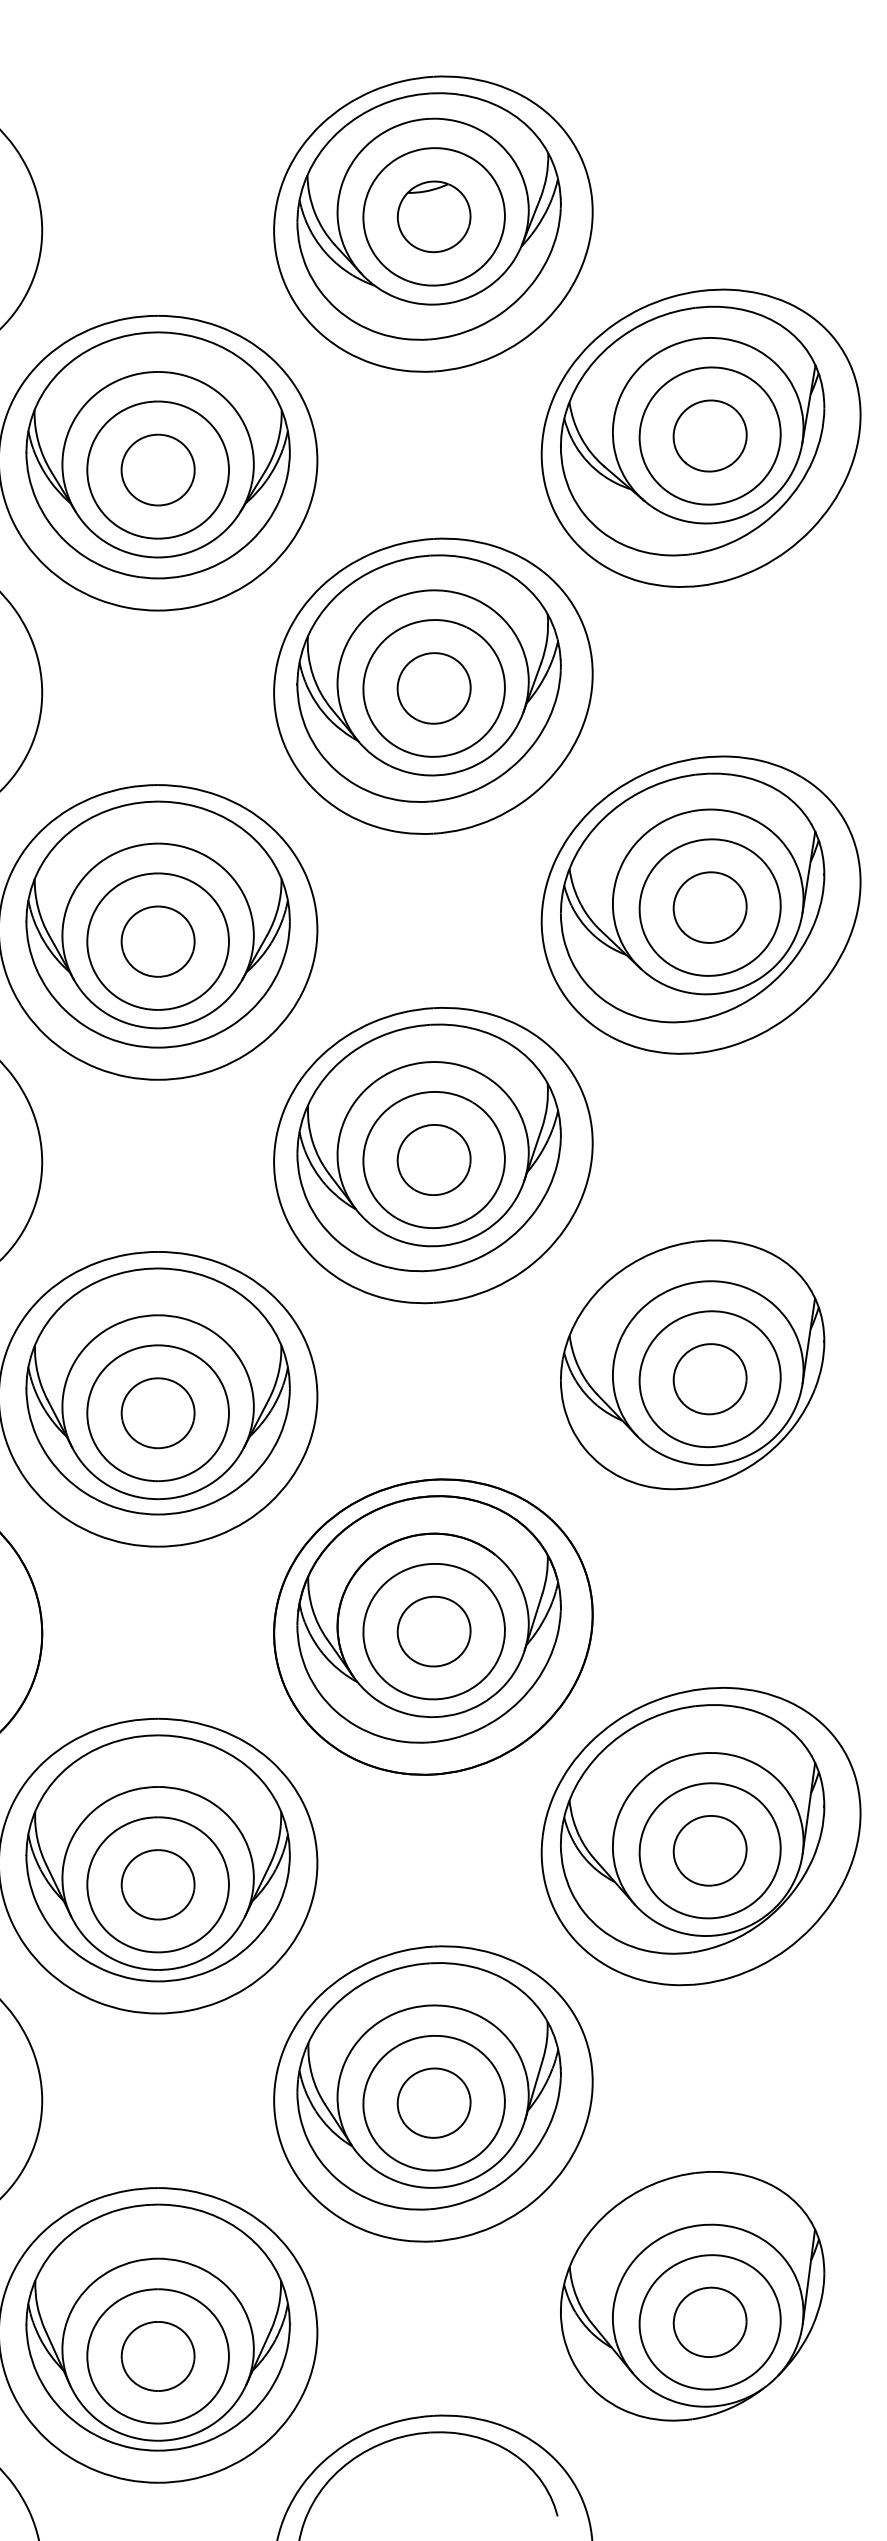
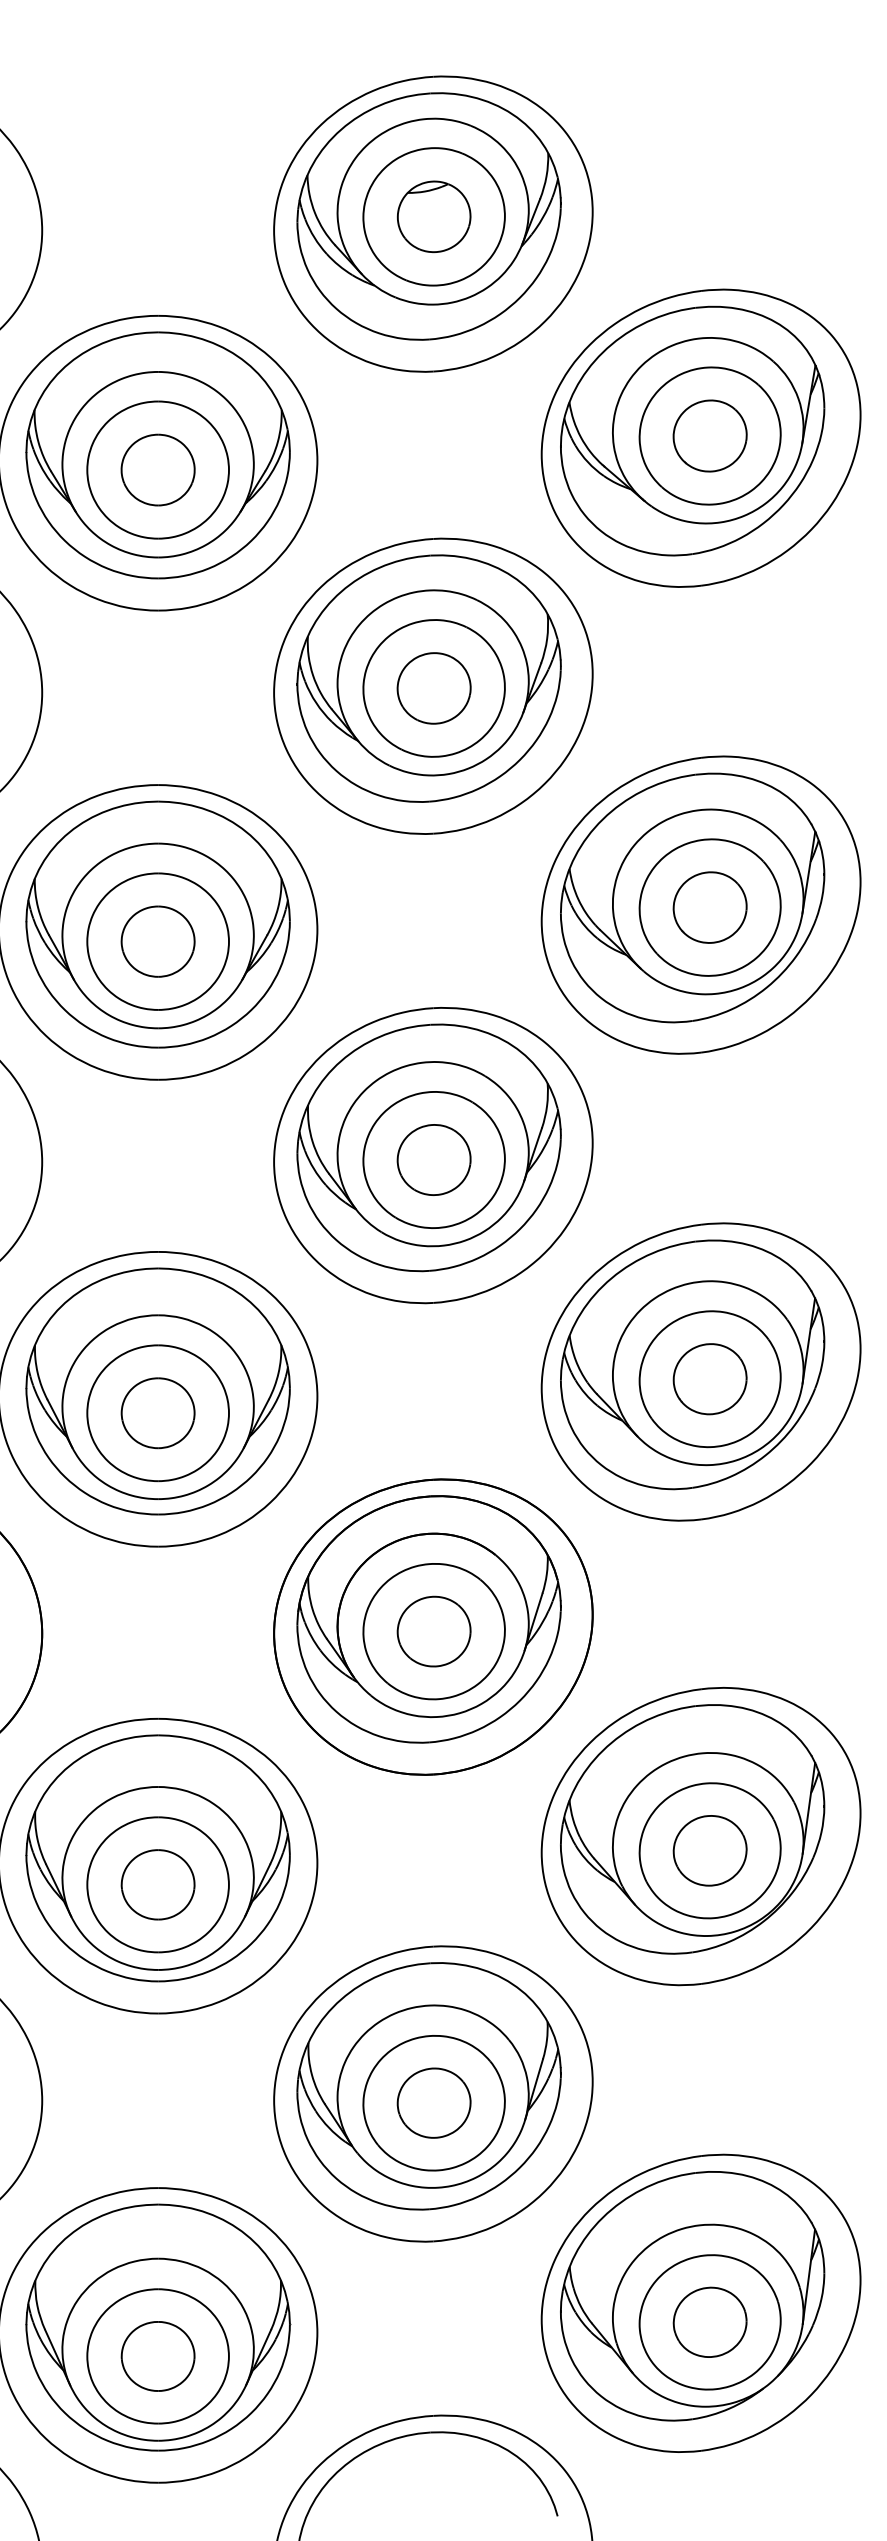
part: none -> present (700, 1371)
part: none -> present (700, 2302)
